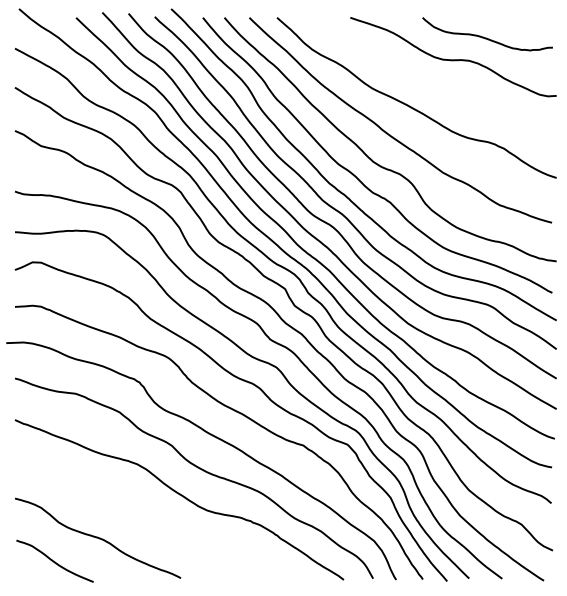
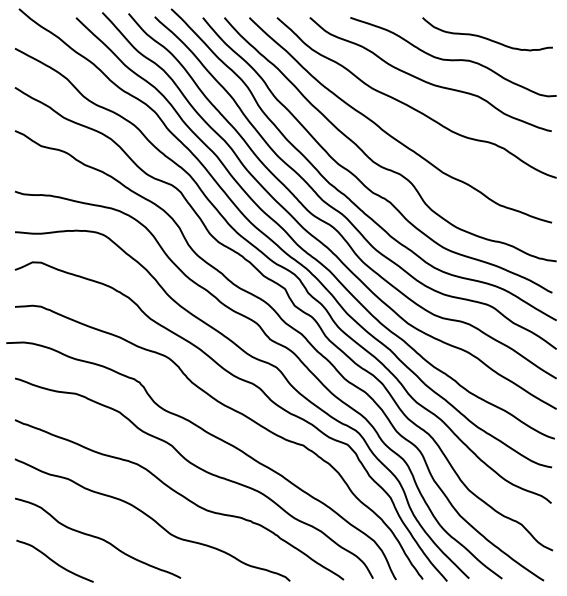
curve: none -> present (427, 81)
curve: none -> present (152, 519)
